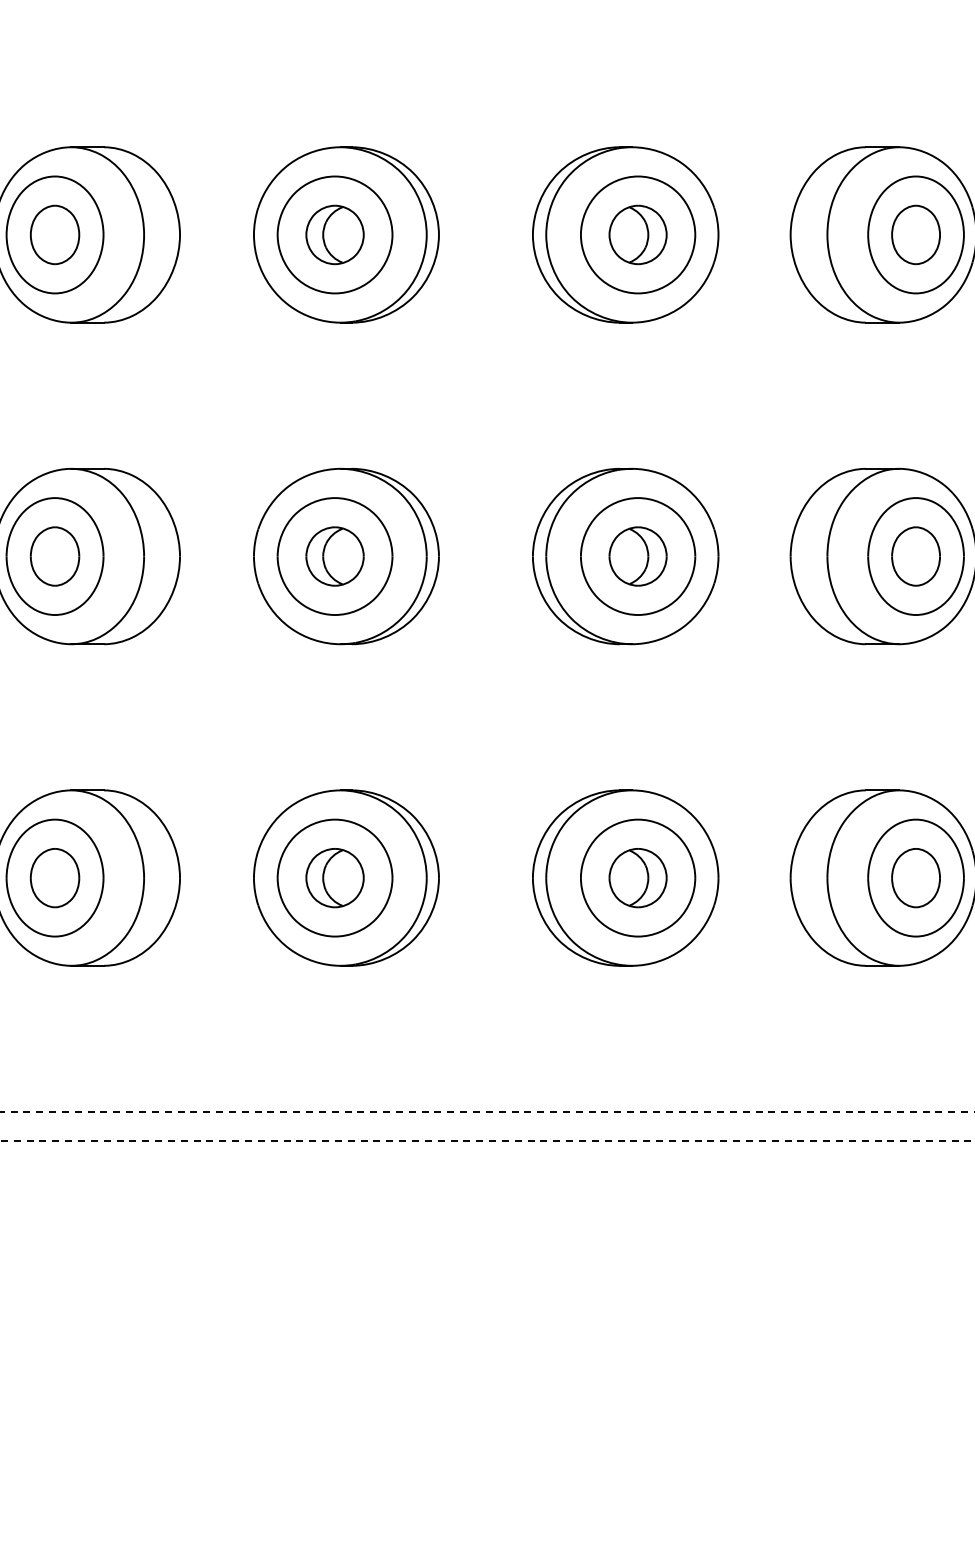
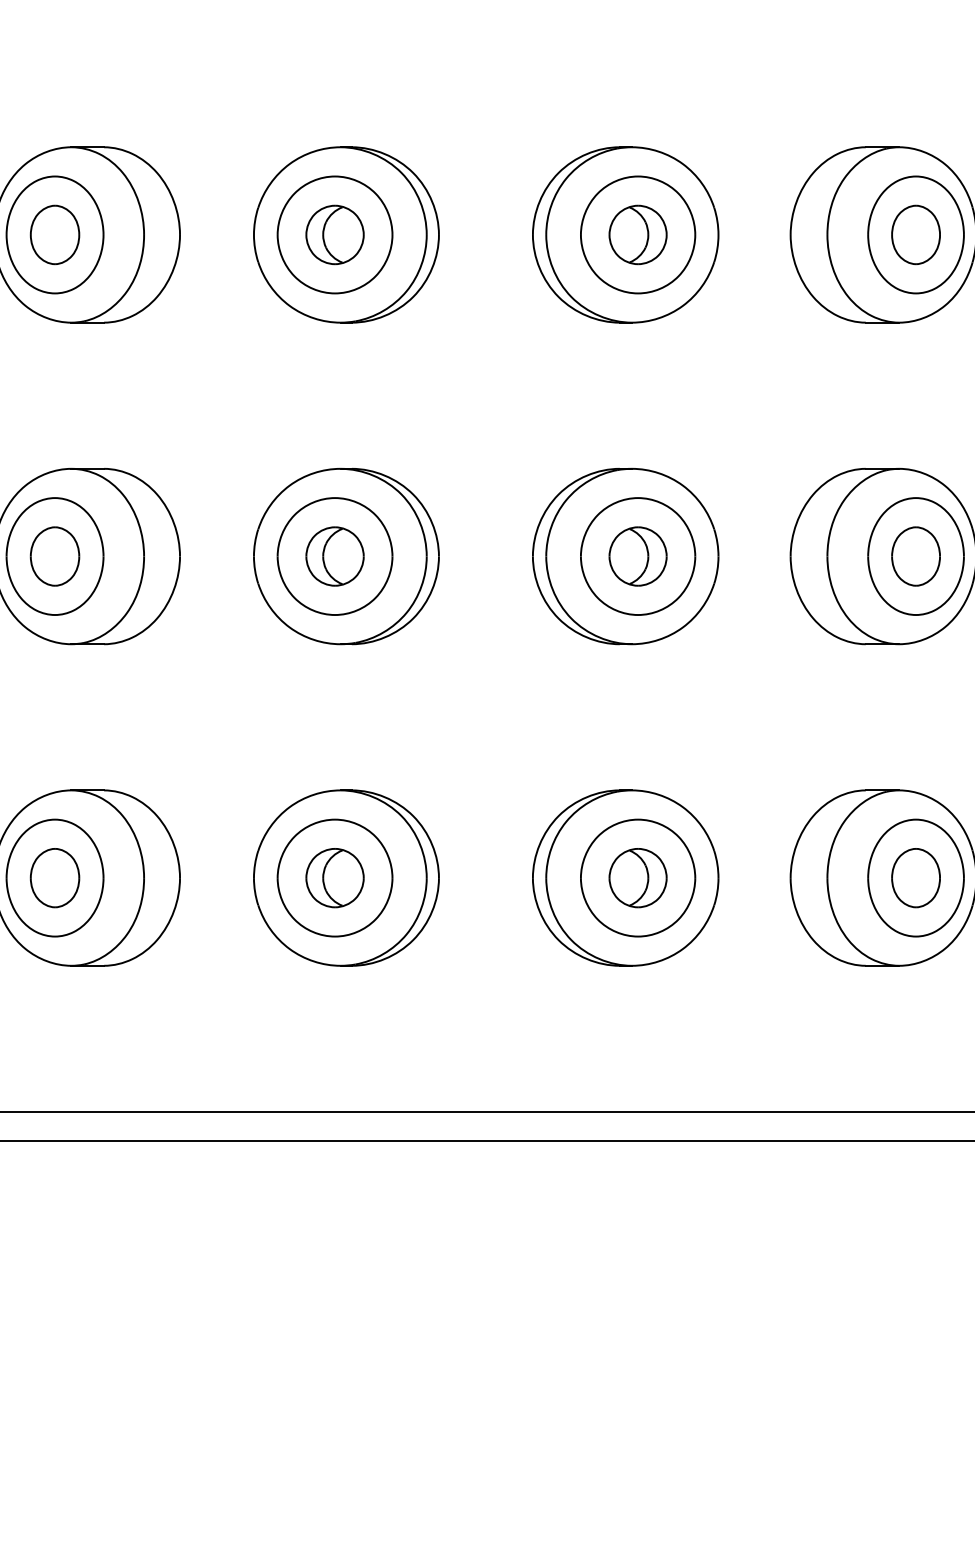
line: dashed -> solid (487, 1111)
line: dashed -> solid (487, 1141)
